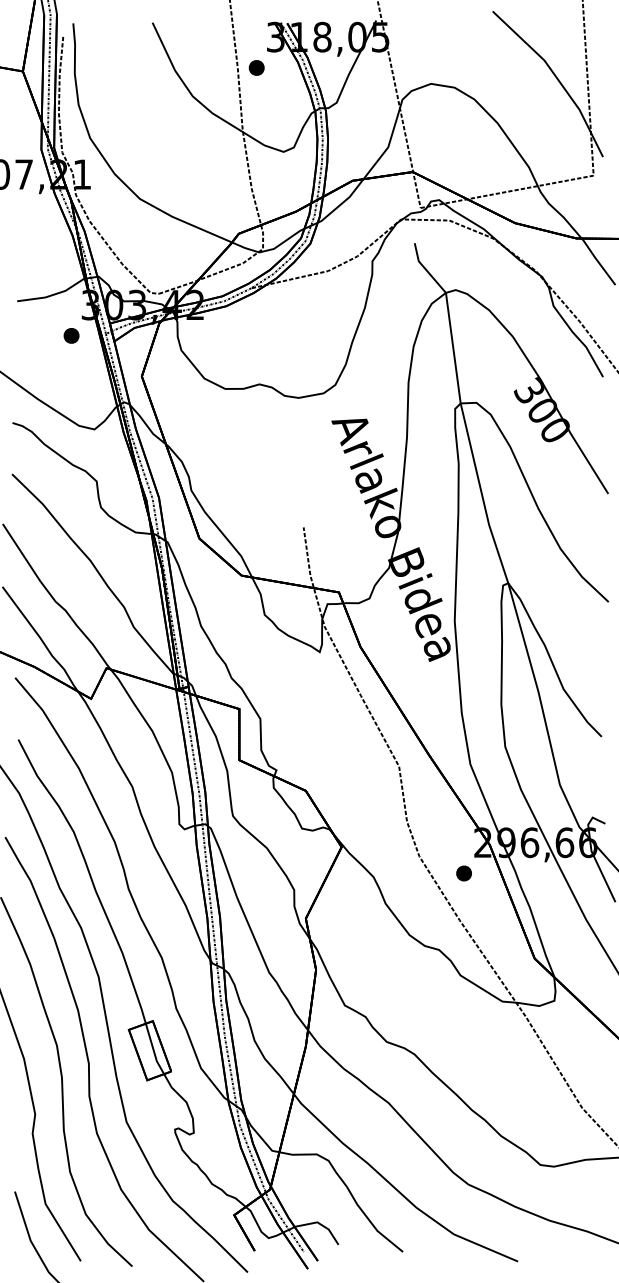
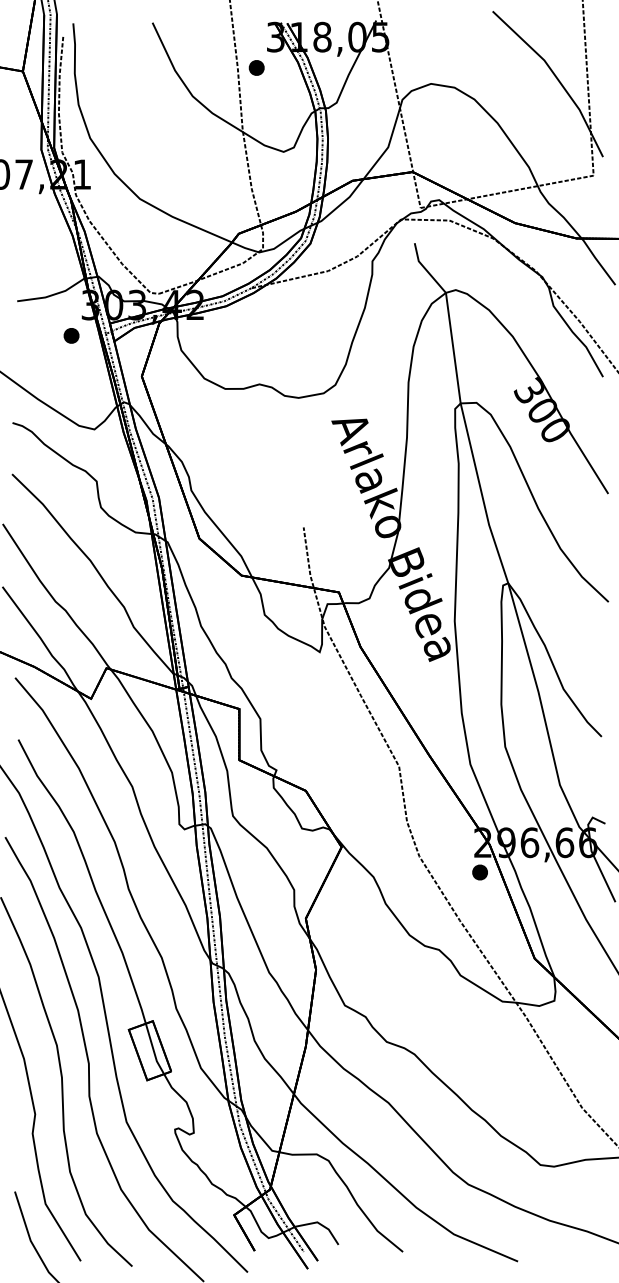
part position: (463, 873) -> (479, 872) (479, 872)
